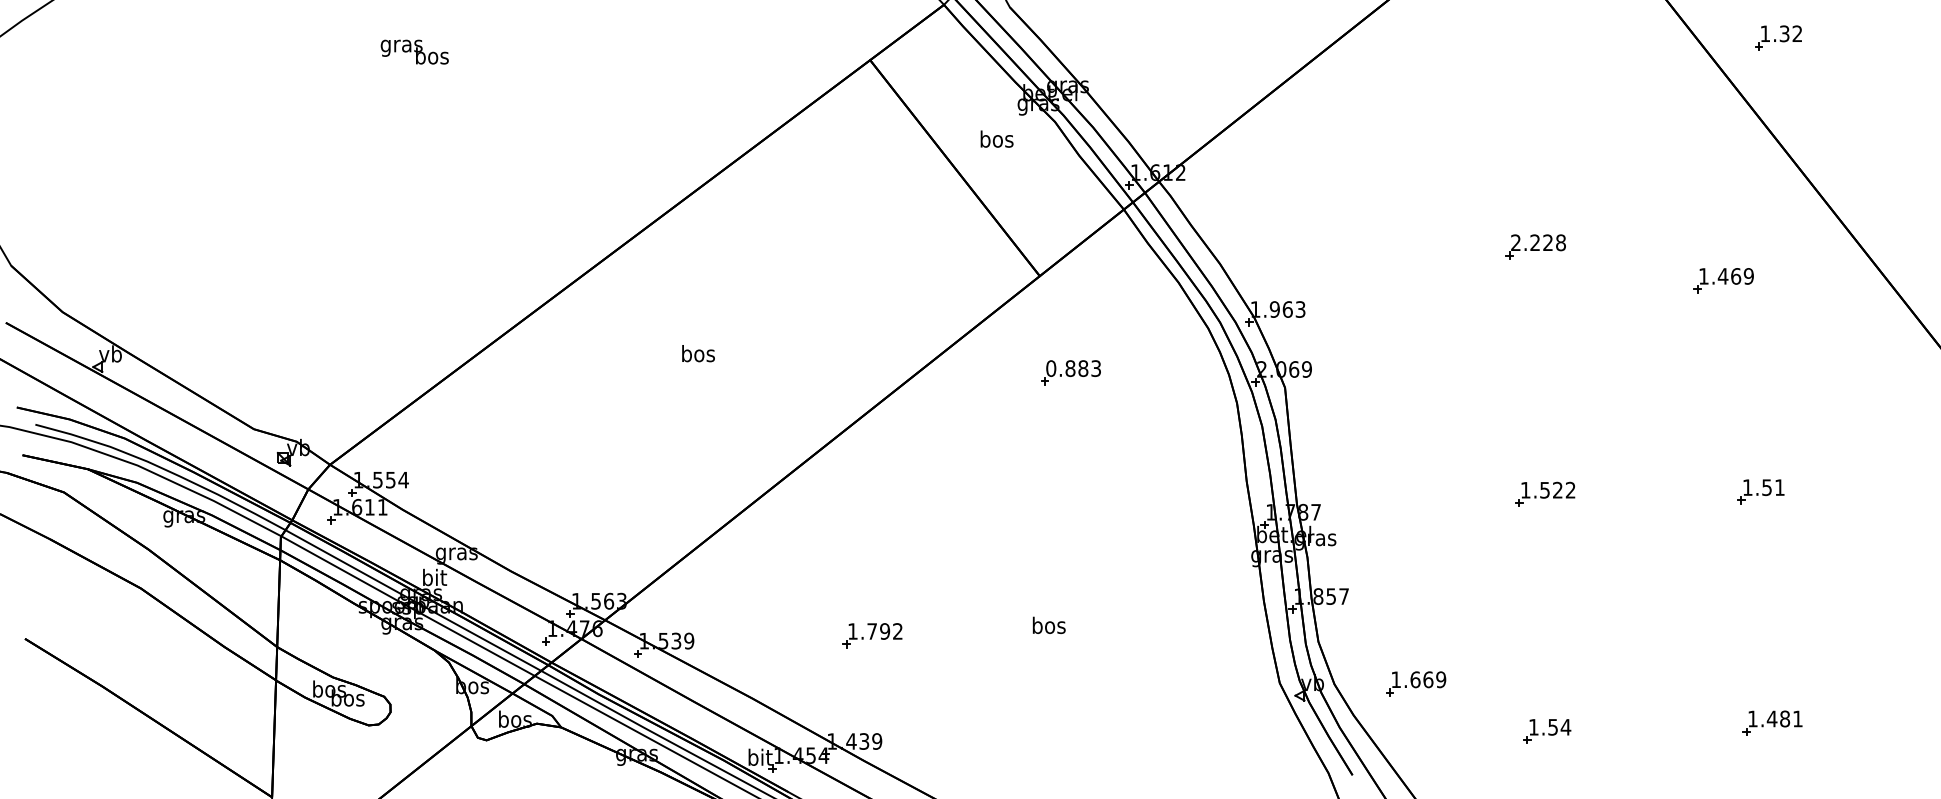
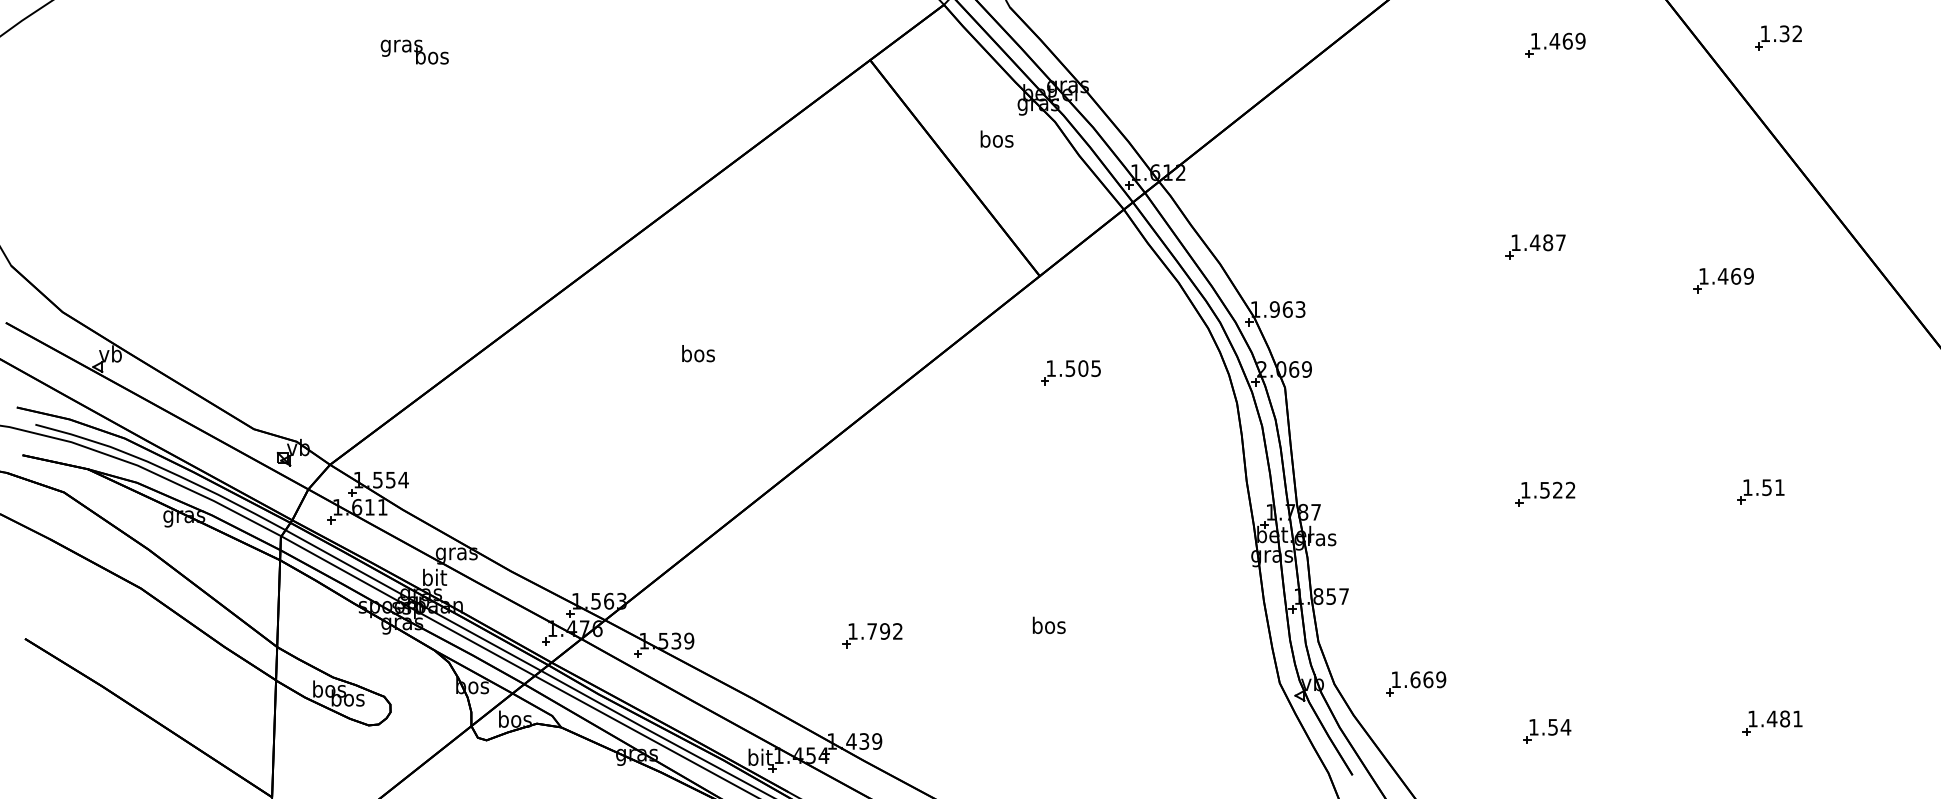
part: none -> present (1555, 44)
text: 2.228 -> 1.487 (1538, 242)
text: 0.883 -> 1.505 (1073, 368)
